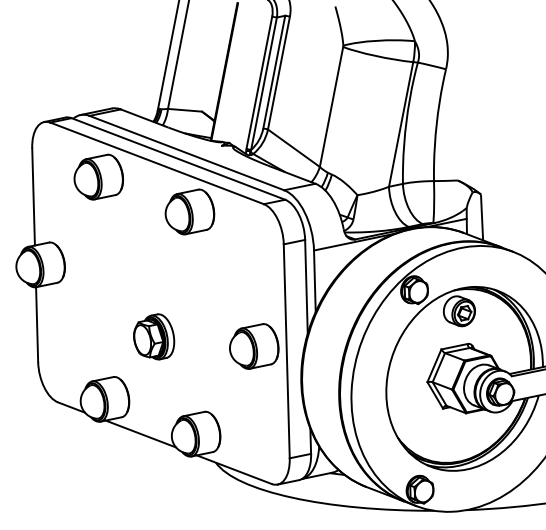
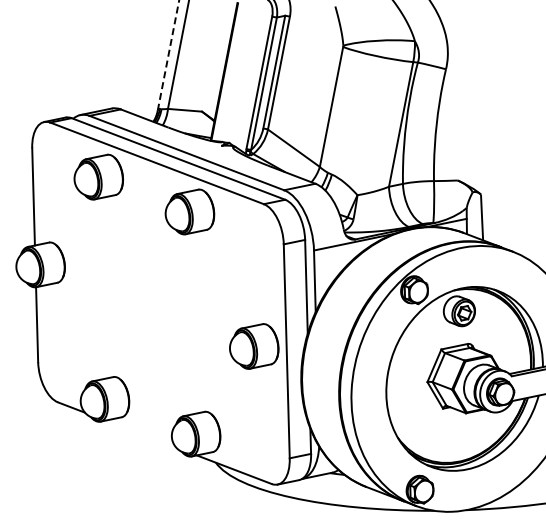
line: solid -> dashed (168, 54)
part: present -> none (154, 336)
line: present -> none (140, 433)
